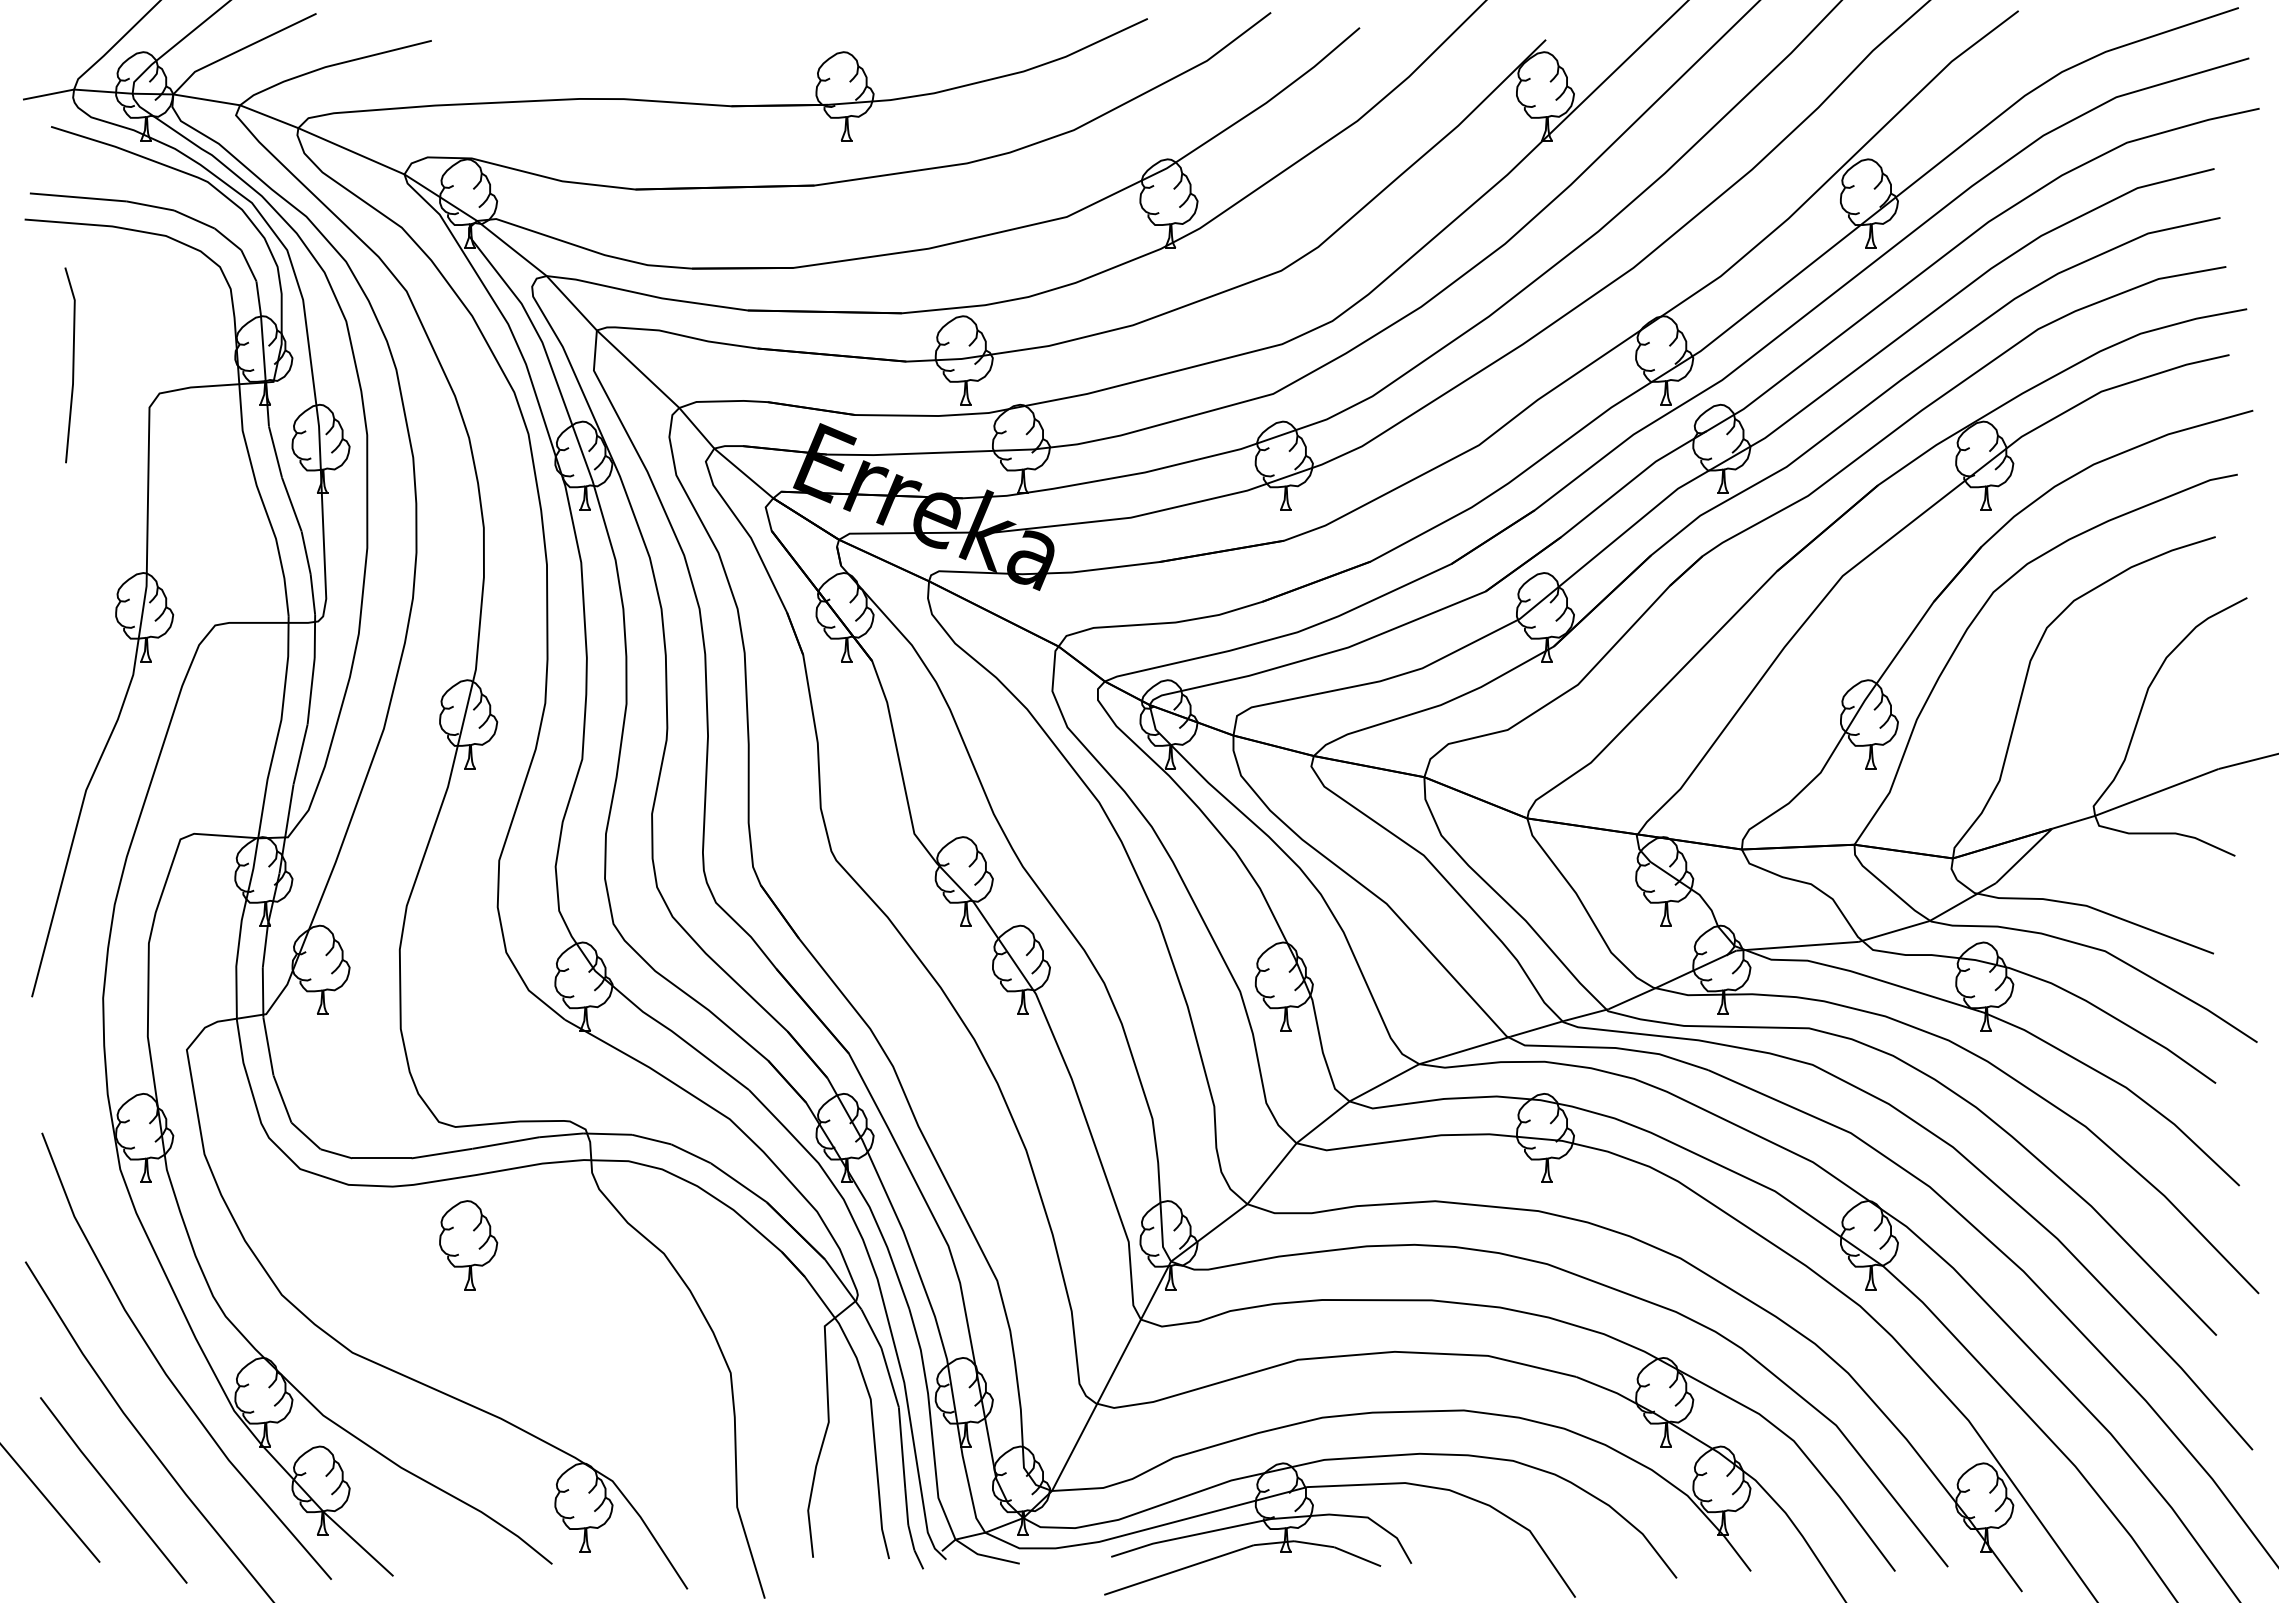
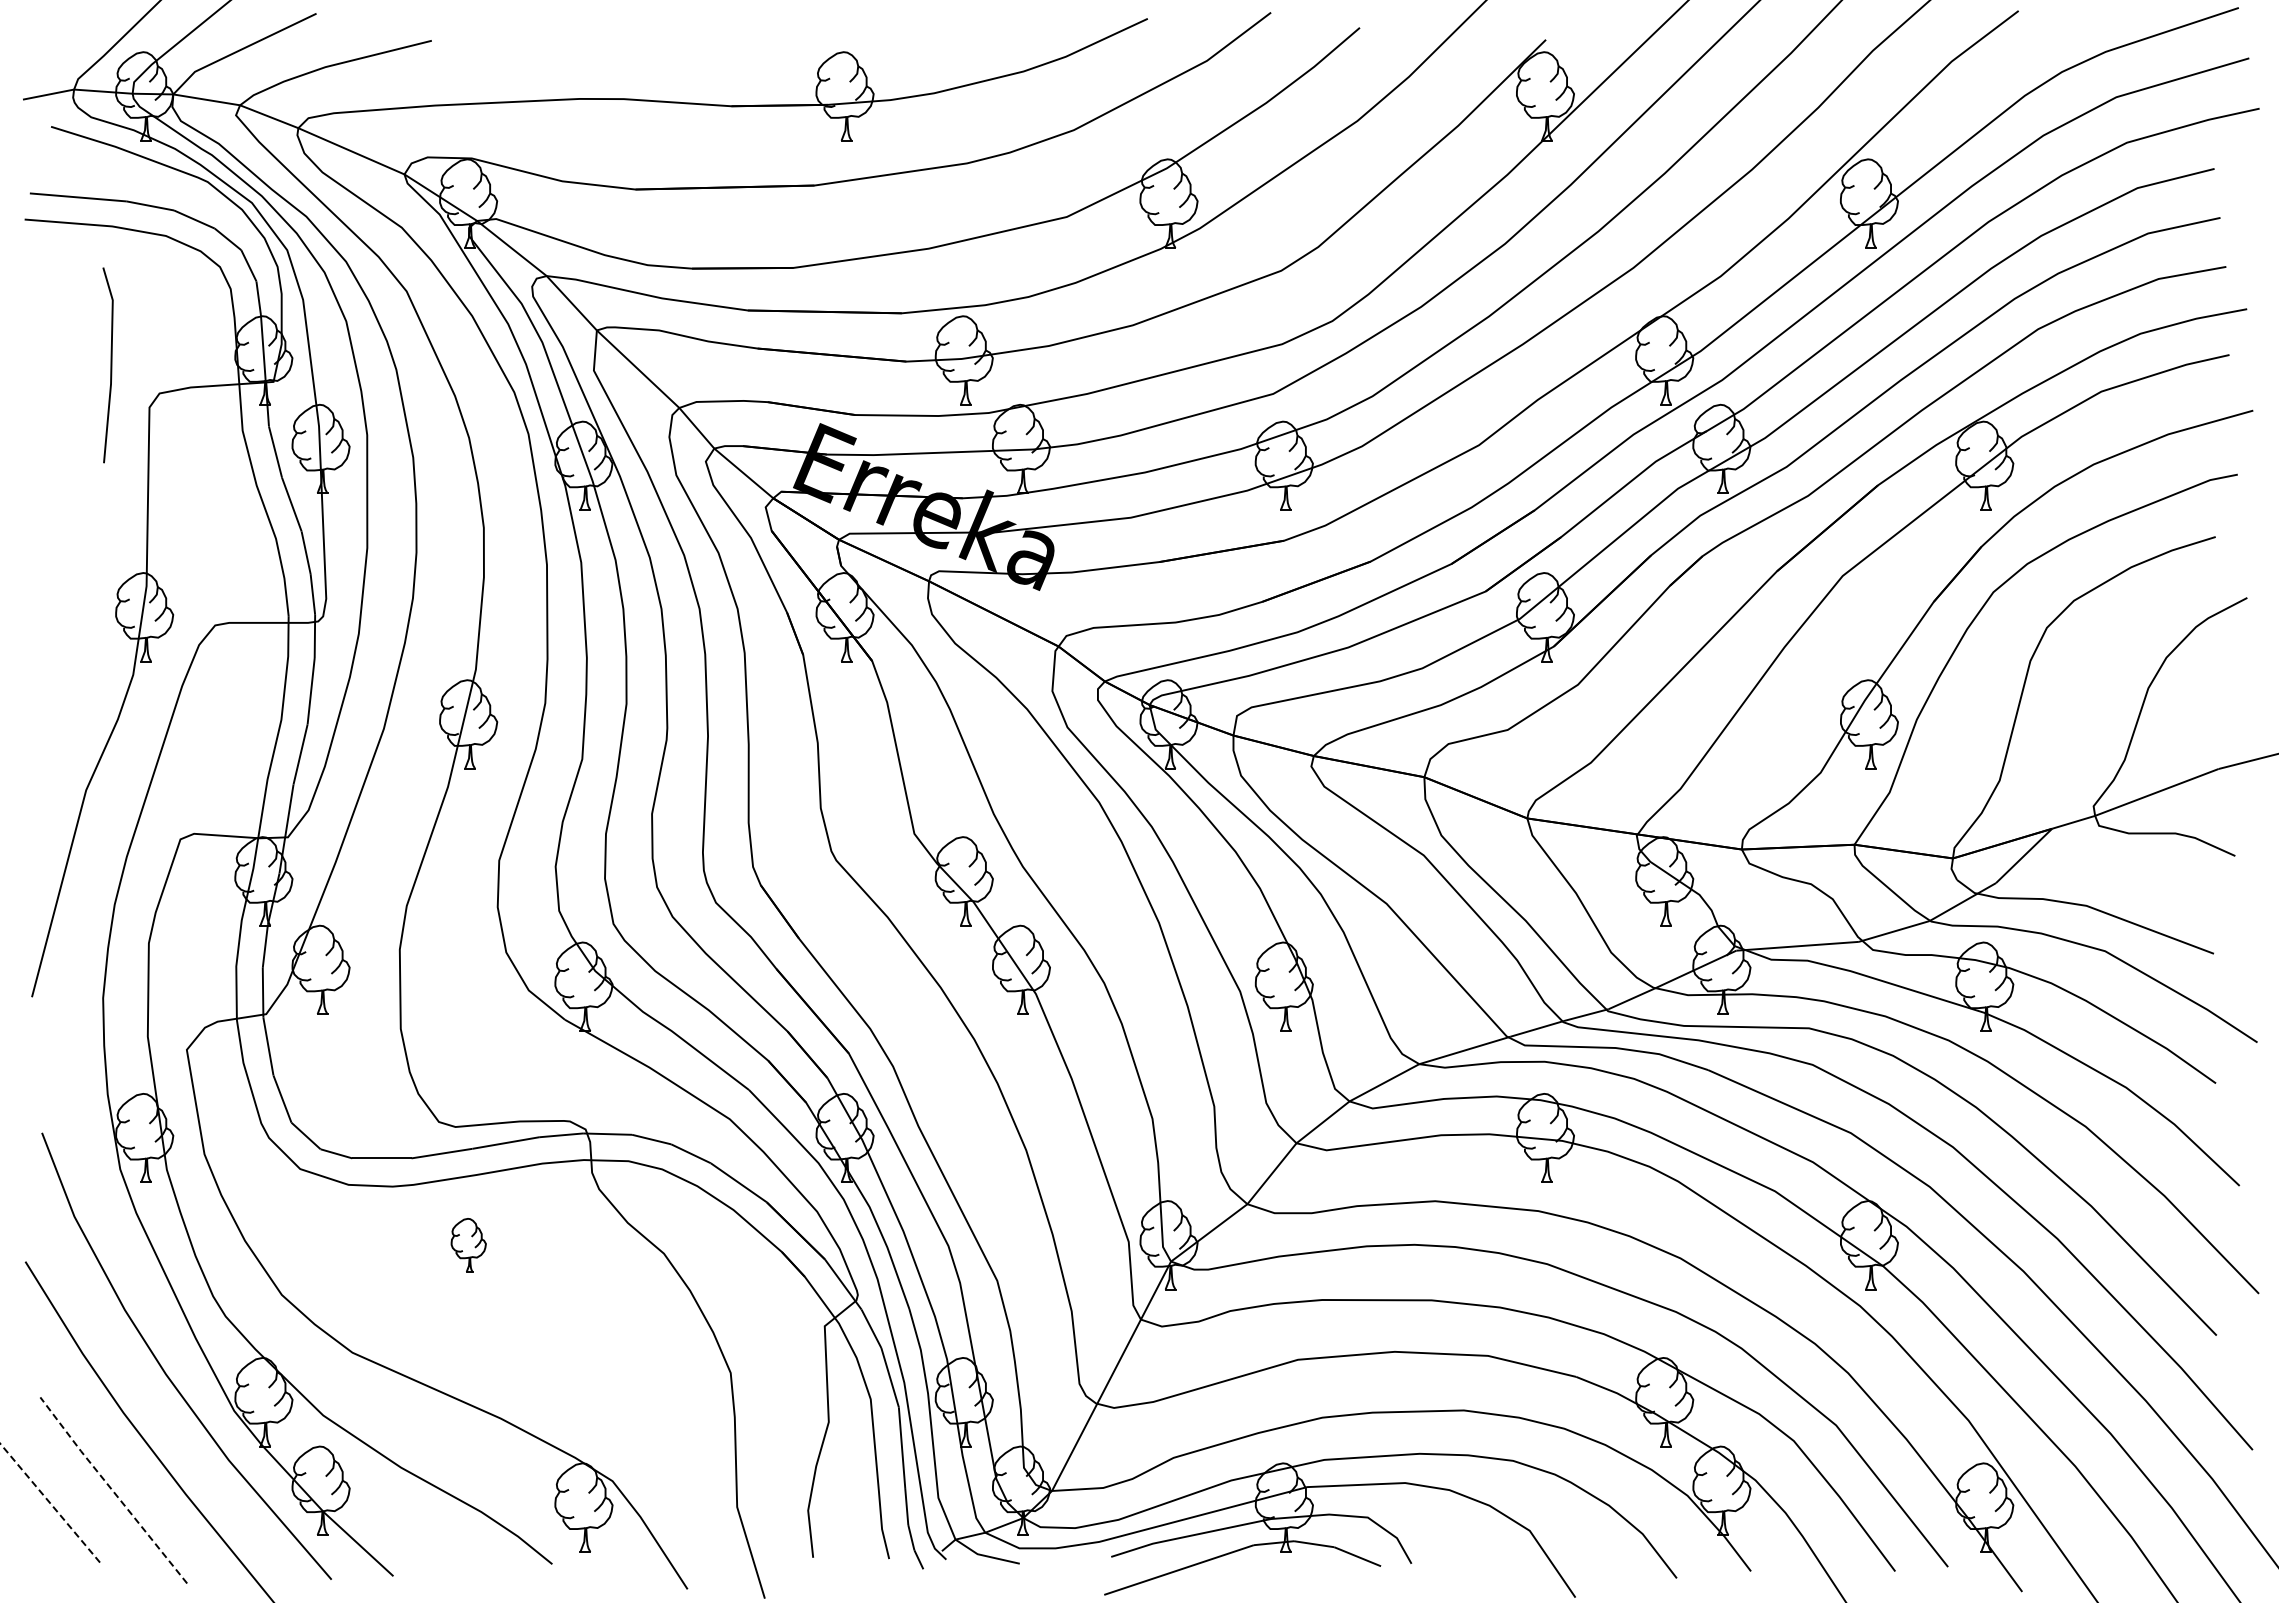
line position: (72, 365) -> (110, 365) (110, 365)
part size: 60x91 px -> 37x55 px (468, 1245)
line: solid -> dashed (112, 1490)
line: solid -> dashed (50, 1502)
